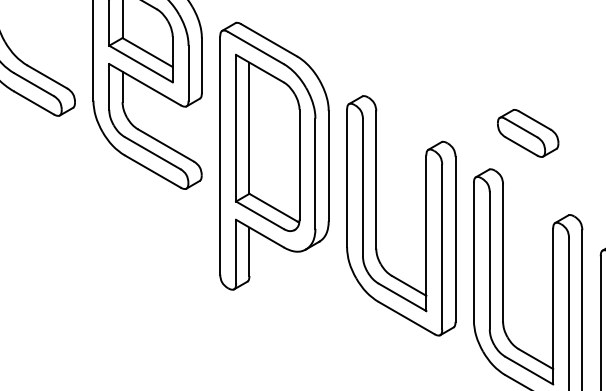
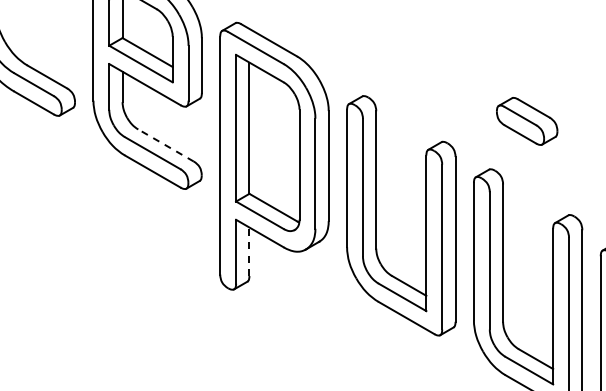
part position: (528, 133) -> (527, 121) (527, 121)
line: solid -> dashed (165, 145)
line: solid -> dashed (249, 251)
